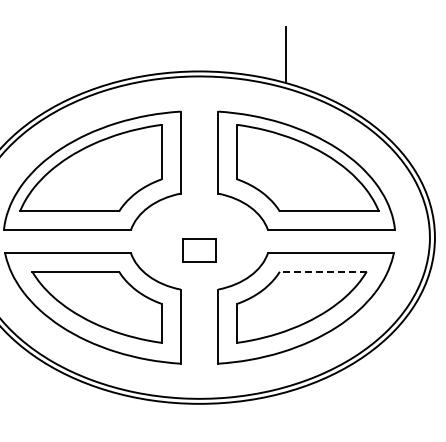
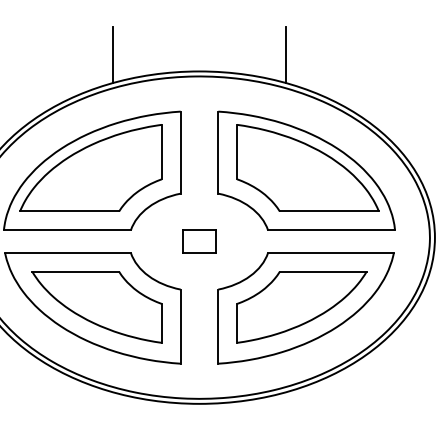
line: none -> present (112, 55)
part position: (199, 250) -> (199, 241) (199, 241)
line: dashed -> solid (322, 271)
